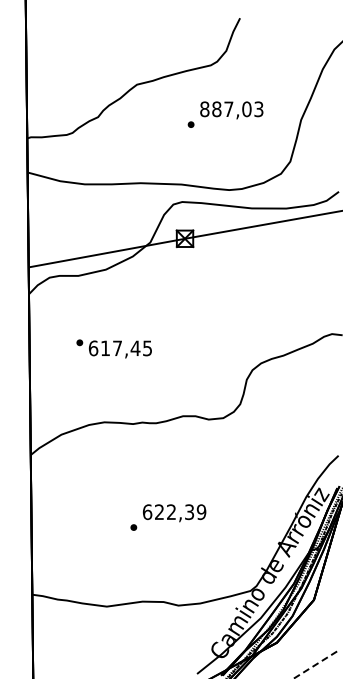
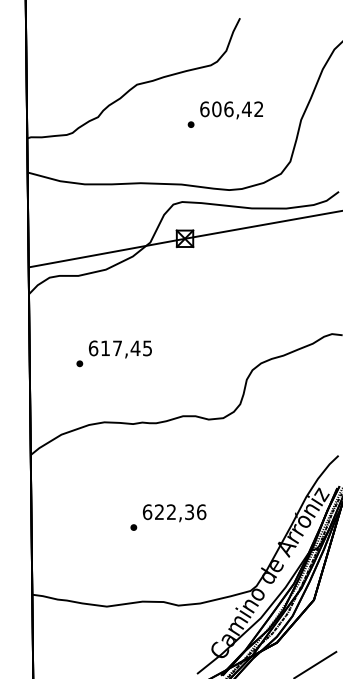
text: 887,03 -> 606,42 (231, 109)
part position: (79, 342) -> (79, 363) (79, 363)
text: 622,39 -> 622,36 (201, 512)
line: dashed -> solid (315, 665)
